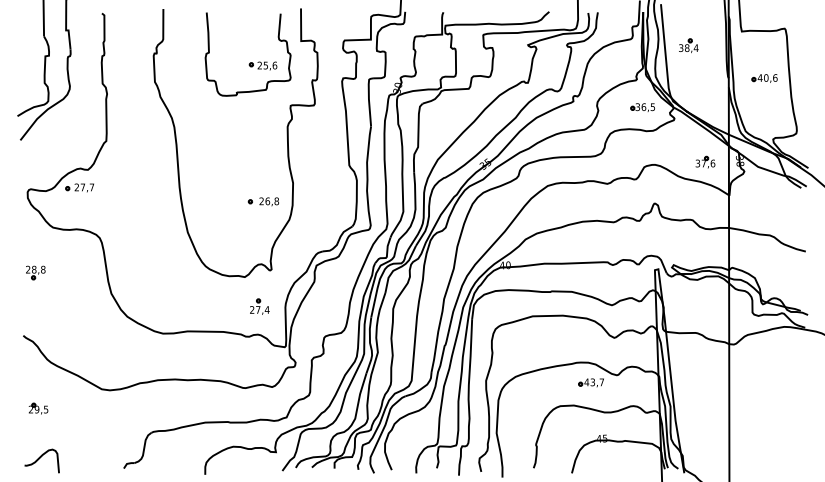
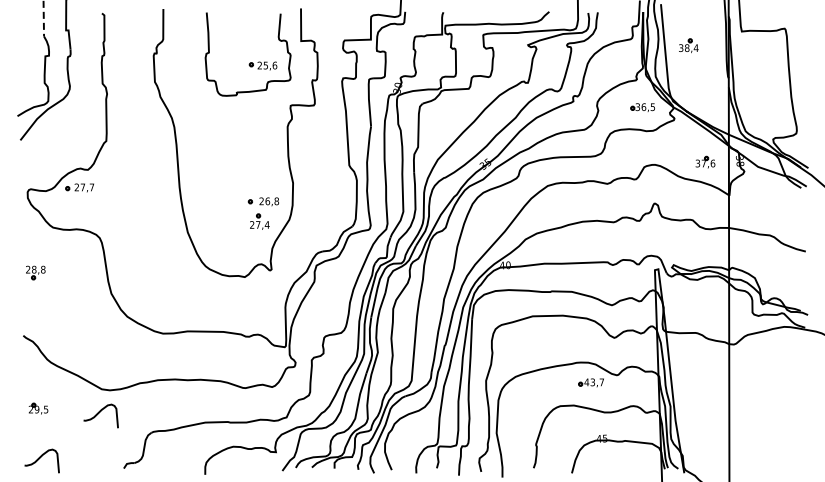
line: solid -> dashed (43, 19)
part: present -> none (764, 78)
part position: (259, 306) -> (259, 221) (259, 221)
curve: none -> present (99, 413)
